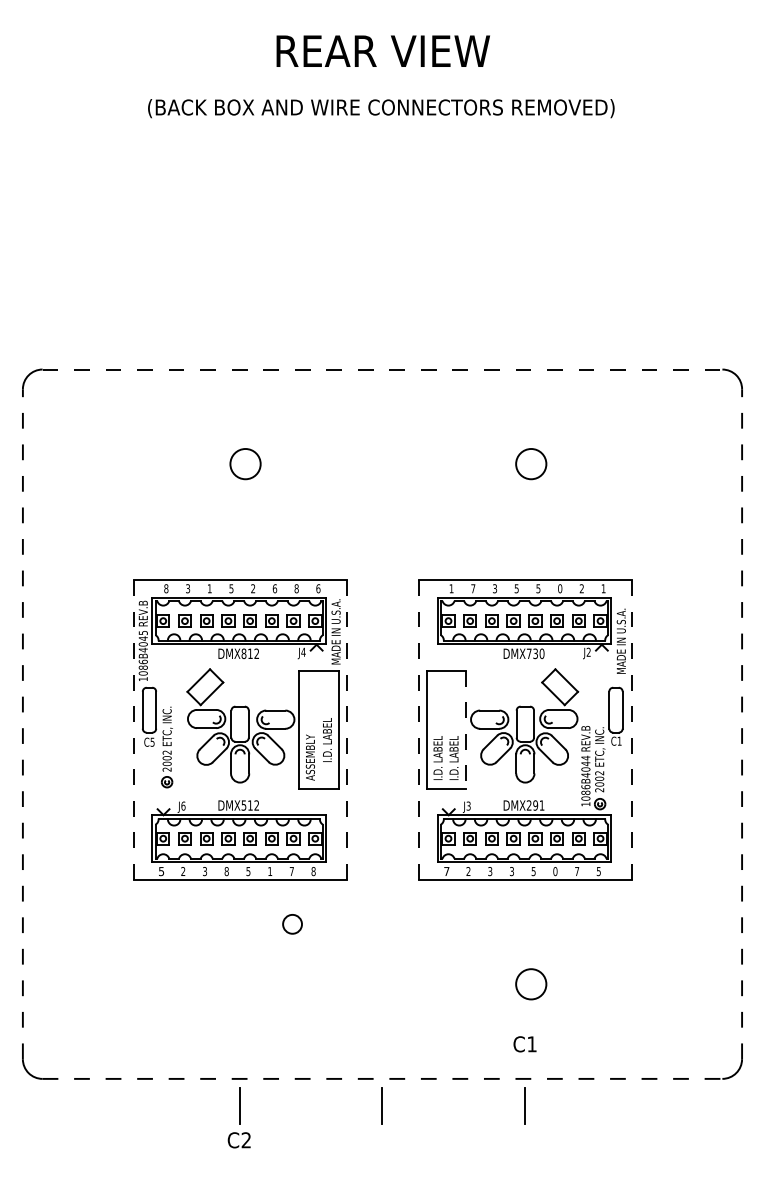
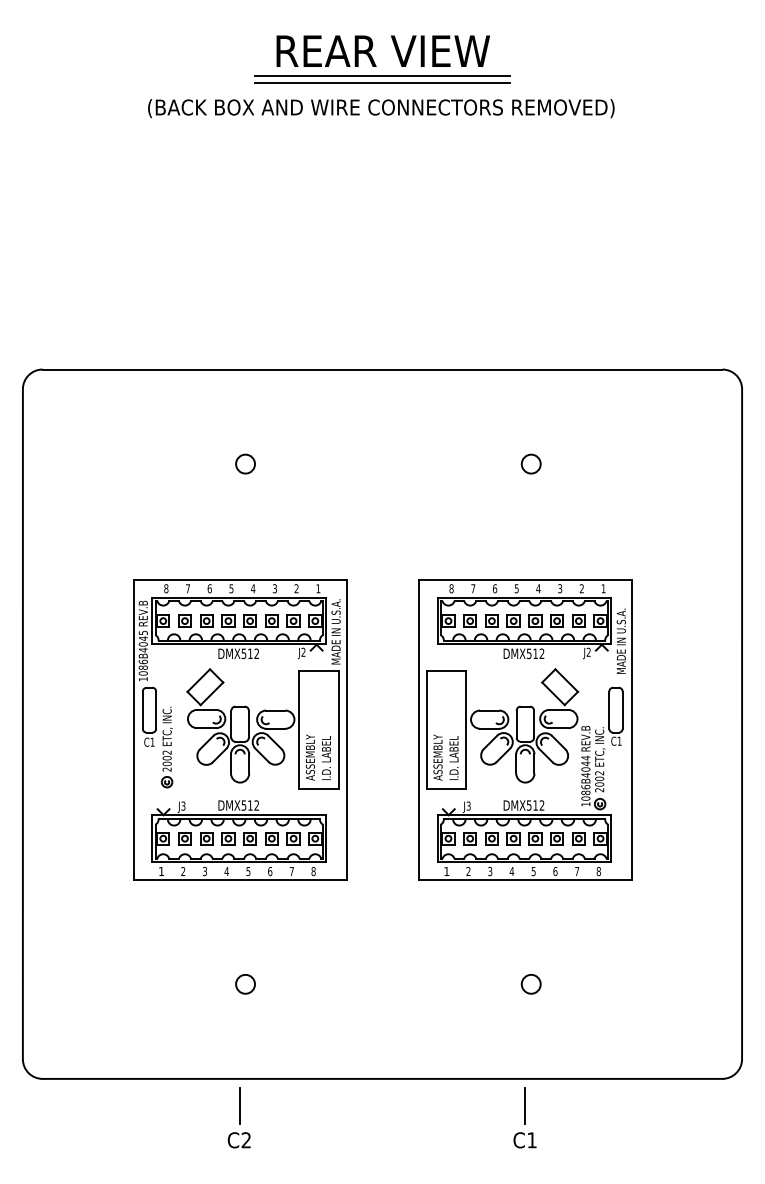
line: none -> present (382, 75)
line: none -> present (382, 83)
line: dashed -> solid (382, 369)
circle diameter: 30 px -> 19 px (245, 463)
circle diameter: 30 px -> 19 px (530, 463)
text: 3 -> 7 (188, 588)
text: 1 -> 6 (209, 588)
text: 2 -> 4 (252, 588)
text: 6 -> 3 (274, 588)
text: 8 -> 2 (296, 588)
text: 6 -> 1 (318, 588)
text: 1 -> 8 (451, 588)
text: 3 -> 6 (494, 588)
text: 5 -> 4 (538, 588)
text: 0 -> 3 (560, 588)
text: J4 -> J2 (303, 651)
text: DMX812 -> DMX512 (243, 653)
text: DMX730 -> DMX512 (535, 653)
line: dashed -> solid (22, 724)
line: dashed -> solid (742, 724)
line: dashed -> solid (133, 729)
line: dashed -> solid (346, 729)
line: dashed -> solid (418, 729)
line: dashed -> solid (631, 729)
line: dashed -> solid (466, 730)
text position: (327, 739) -> (326, 757) (326, 757)
text: C5 -> C1 (152, 741)
text: I.D. LABEL -> ASSEMBLY (437, 757)
text: J6 -> J3 (183, 805)
text: DMX291 -> DMX512 (535, 805)
text: 5 -> 1 (161, 871)
text: 8 -> 4 (226, 871)
text: 1 -> 6 (270, 871)
text: 7 -> 1 (446, 871)
text: 3 -> 4 (511, 871)
text: 0 -> 6 (555, 871)
text: 5 -> 8 (598, 871)
circle position: (292, 924) -> (245, 984) (245, 984)
circle diameter: 30 px -> 19 px (530, 983)
text position: (524, 1044) -> (524, 1140) (524, 1140)
line: dashed -> solid (382, 1078)
line: present -> none (381, 1105)
